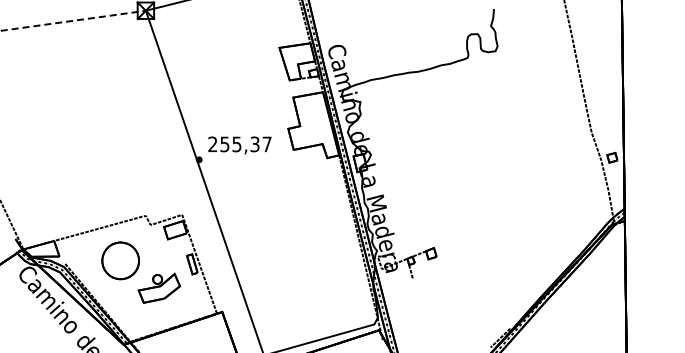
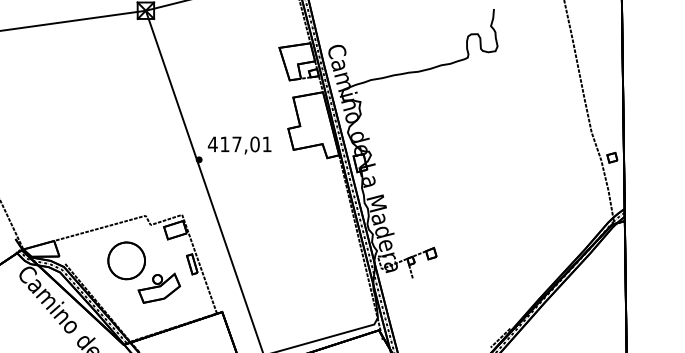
line: dashed -> solid (73, 20)
text: 255,37 -> 417,01 (239, 144)
part position: (120, 260) -> (126, 260) (126, 260)
